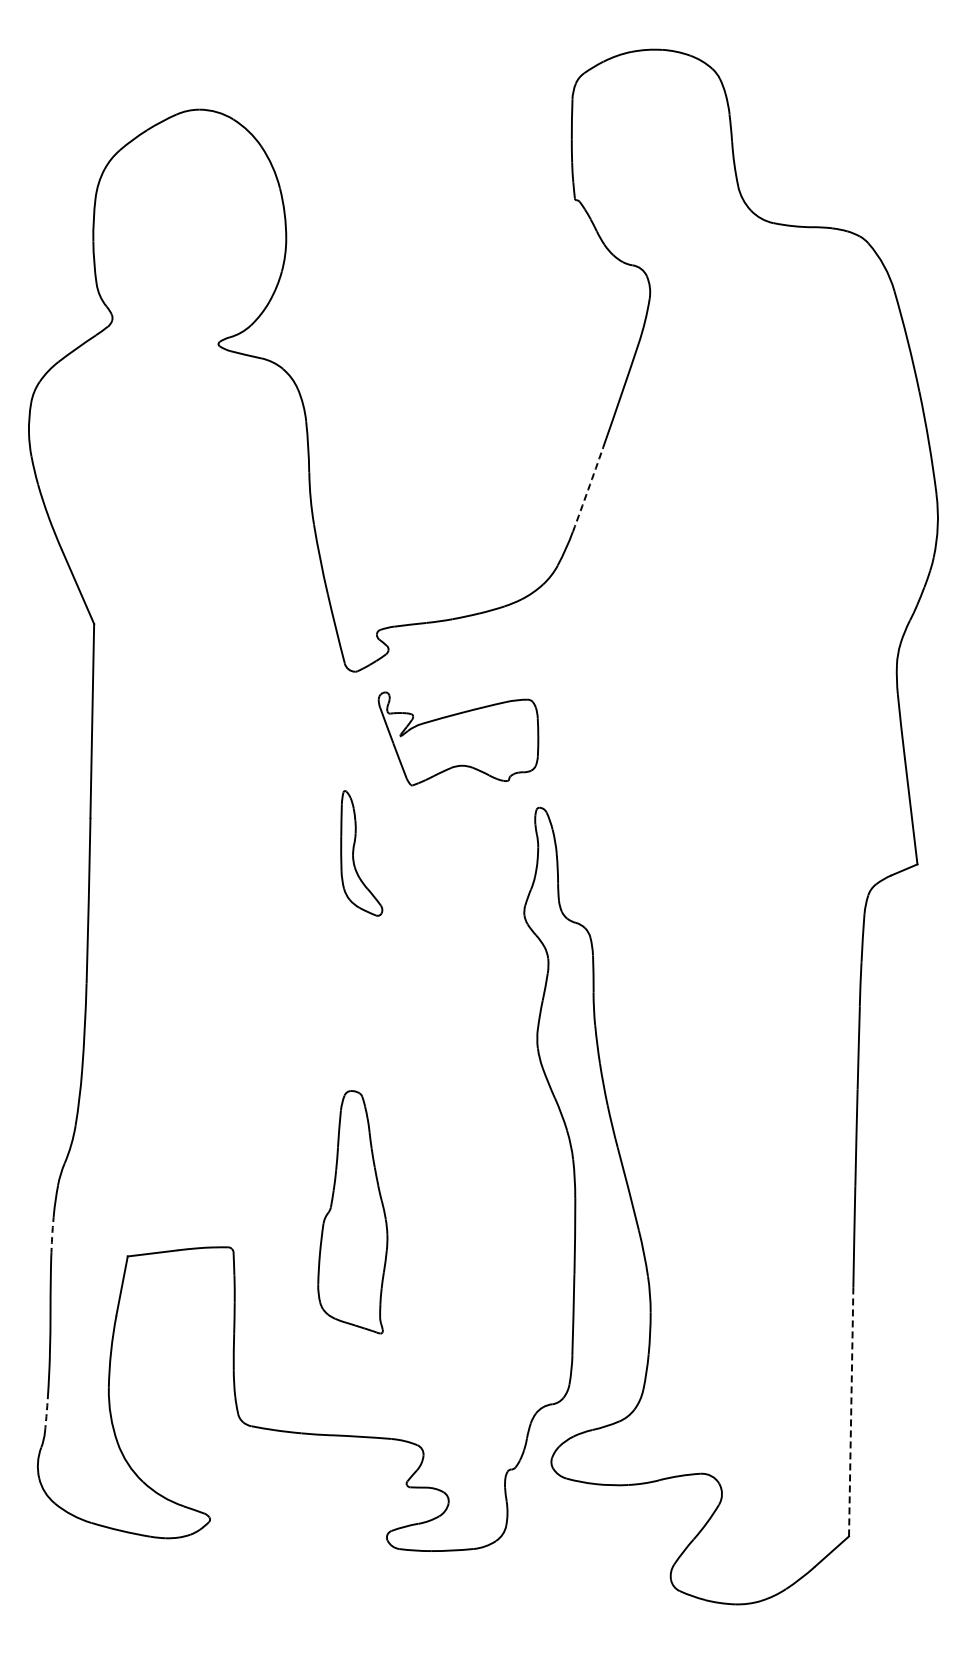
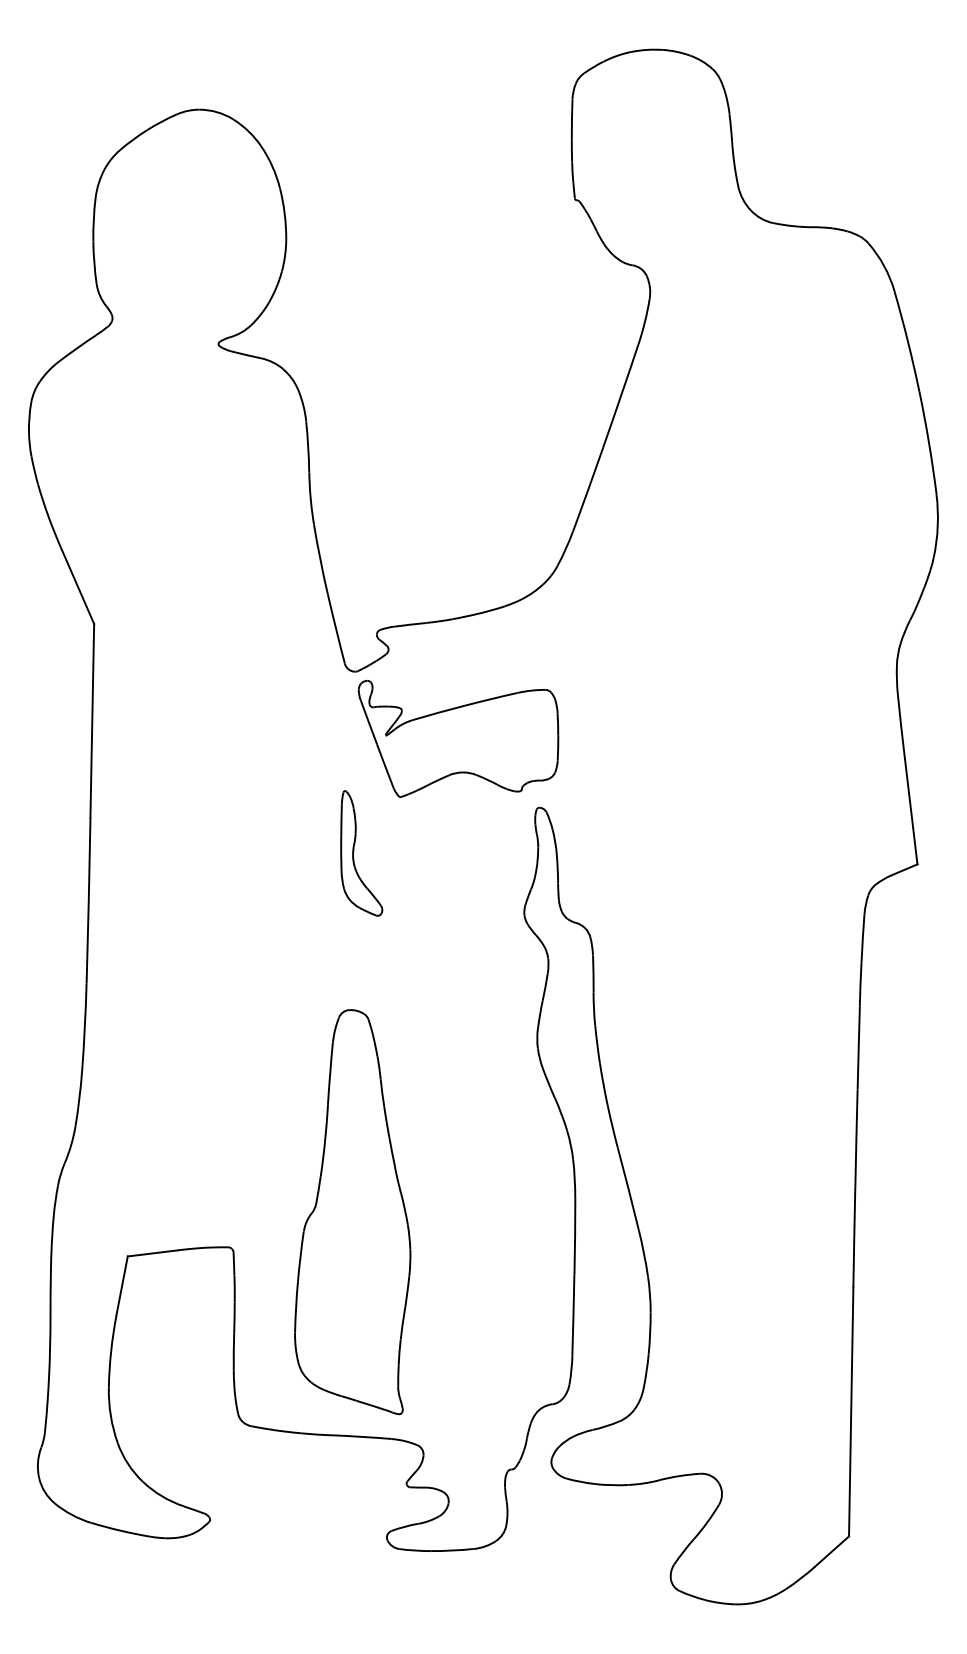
arc: dashed -> solid (588, 489)
part size: 163x96 px -> 203x118 px (458, 738)
part size: 72x245 px -> 118x407 px (352, 1212)
arc: dashed -> solid (52, 1234)
line: dashed -> solid (851, 1411)
arc: dashed -> solid (46, 1414)
